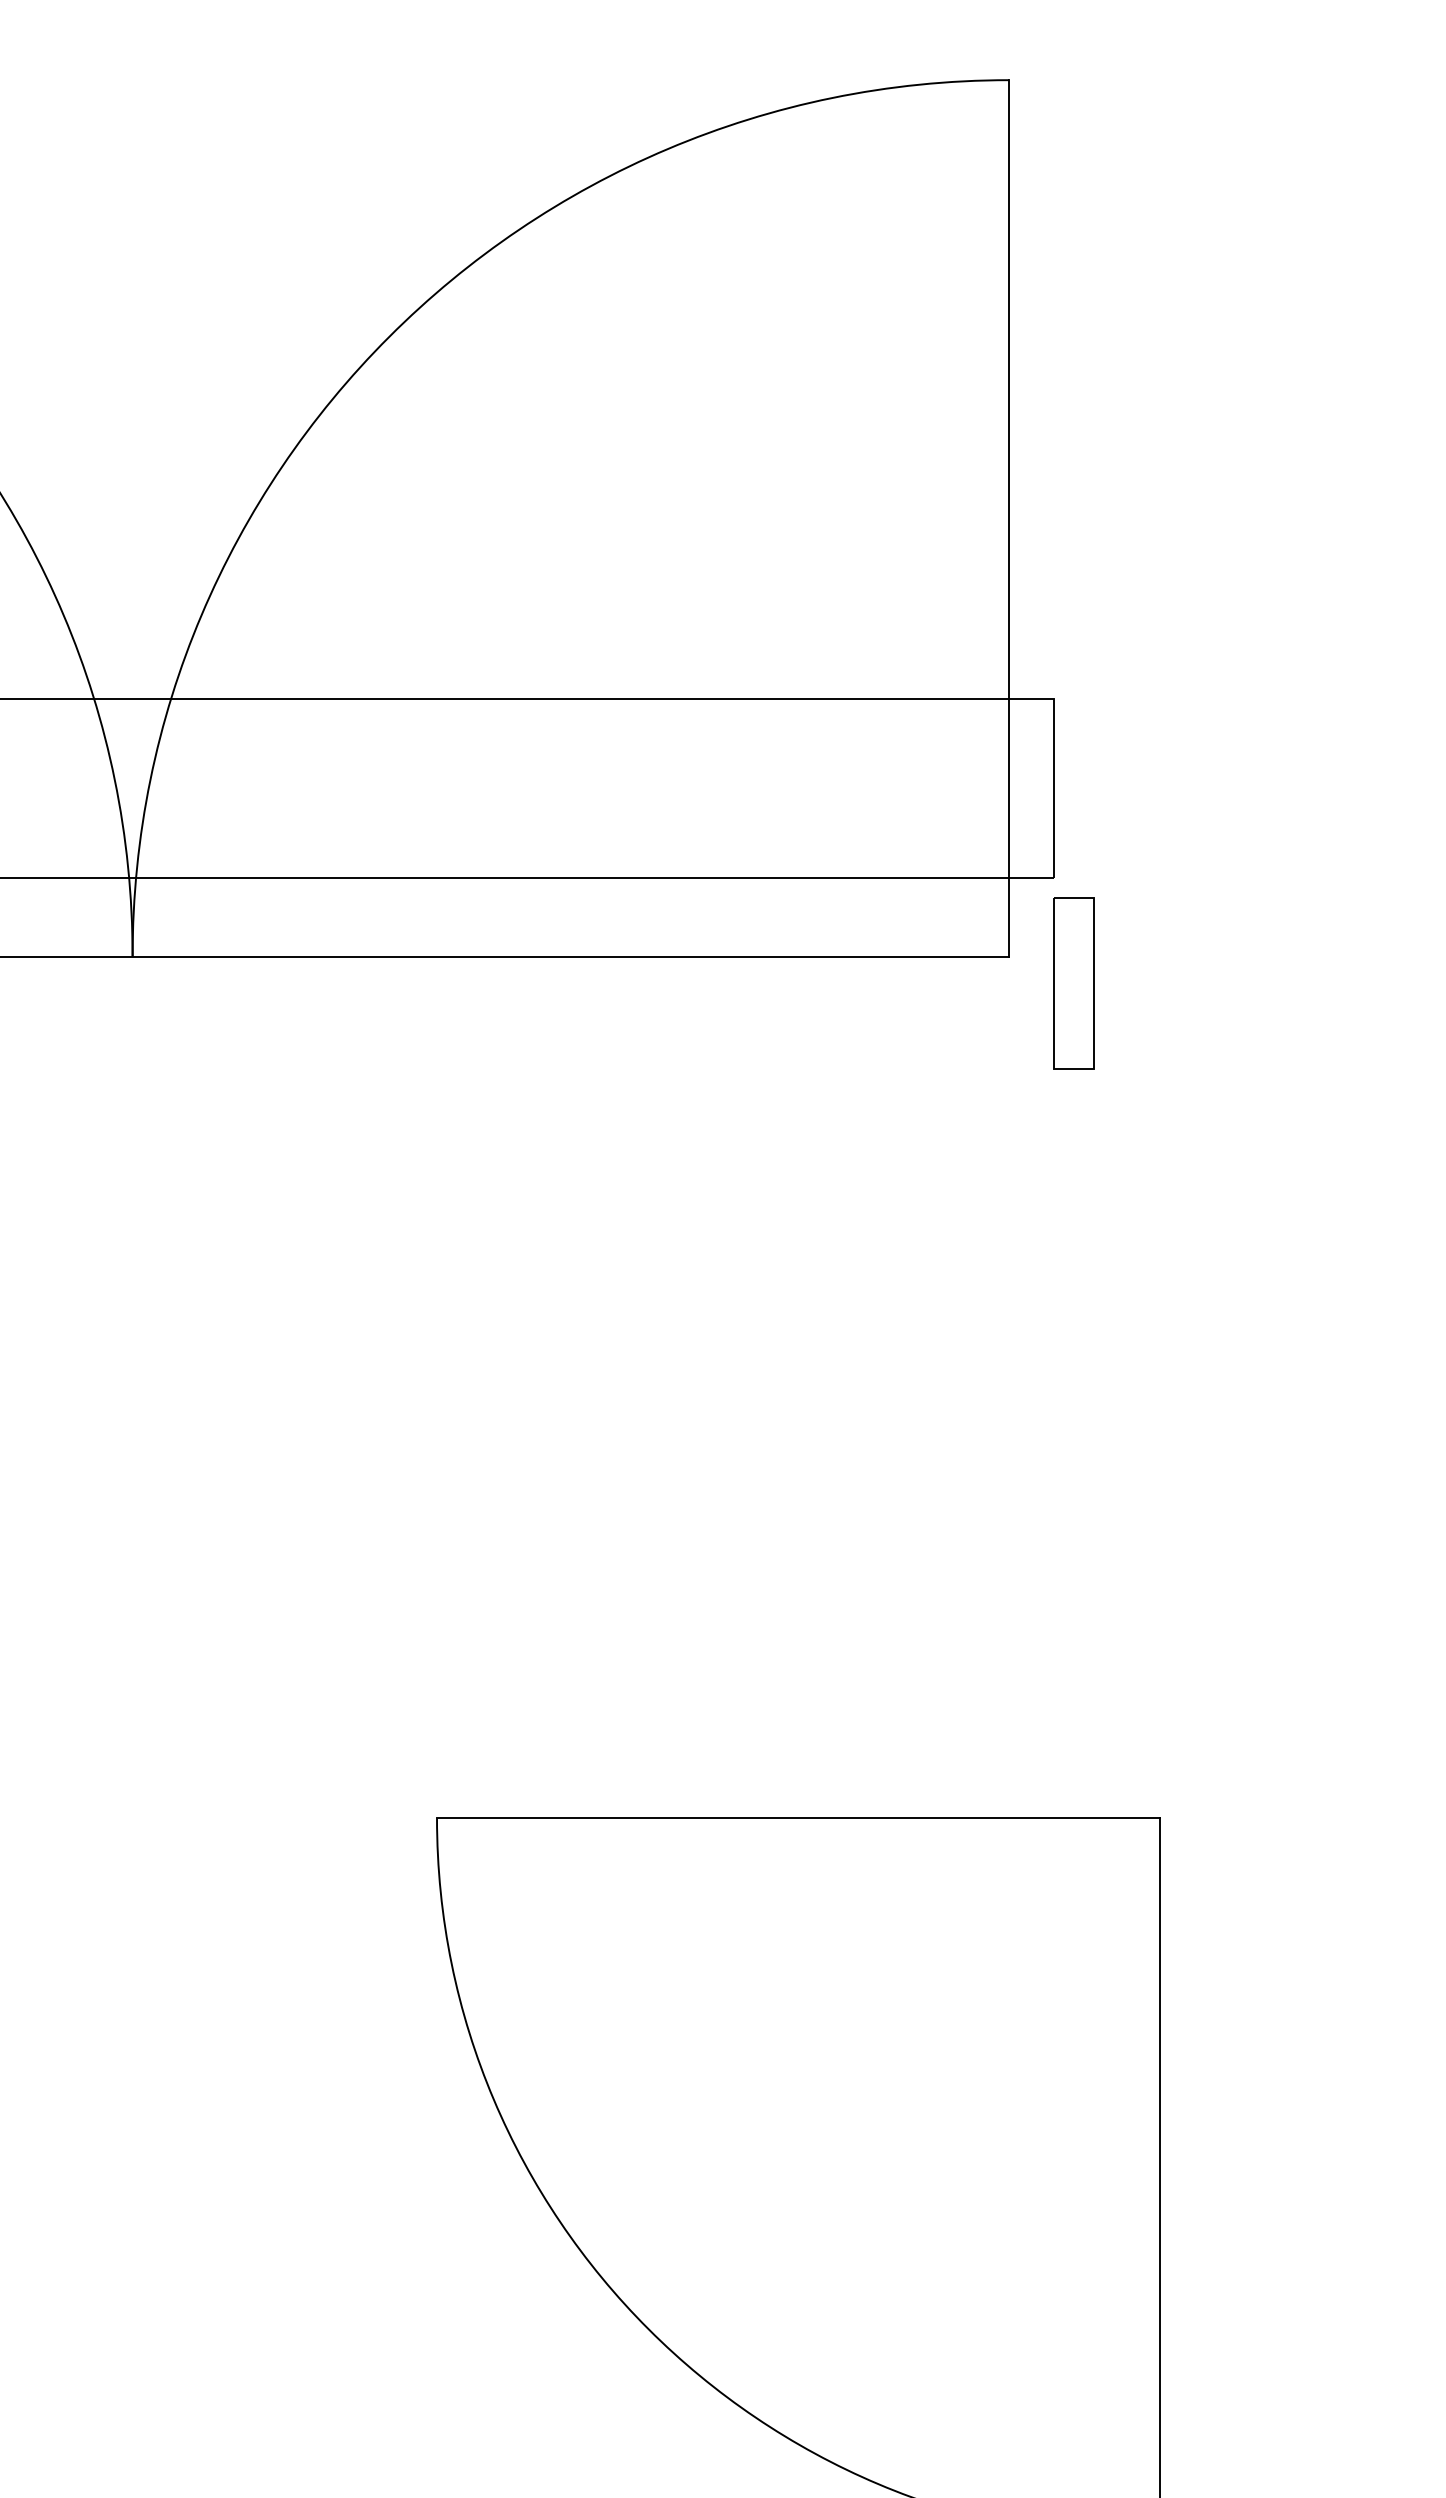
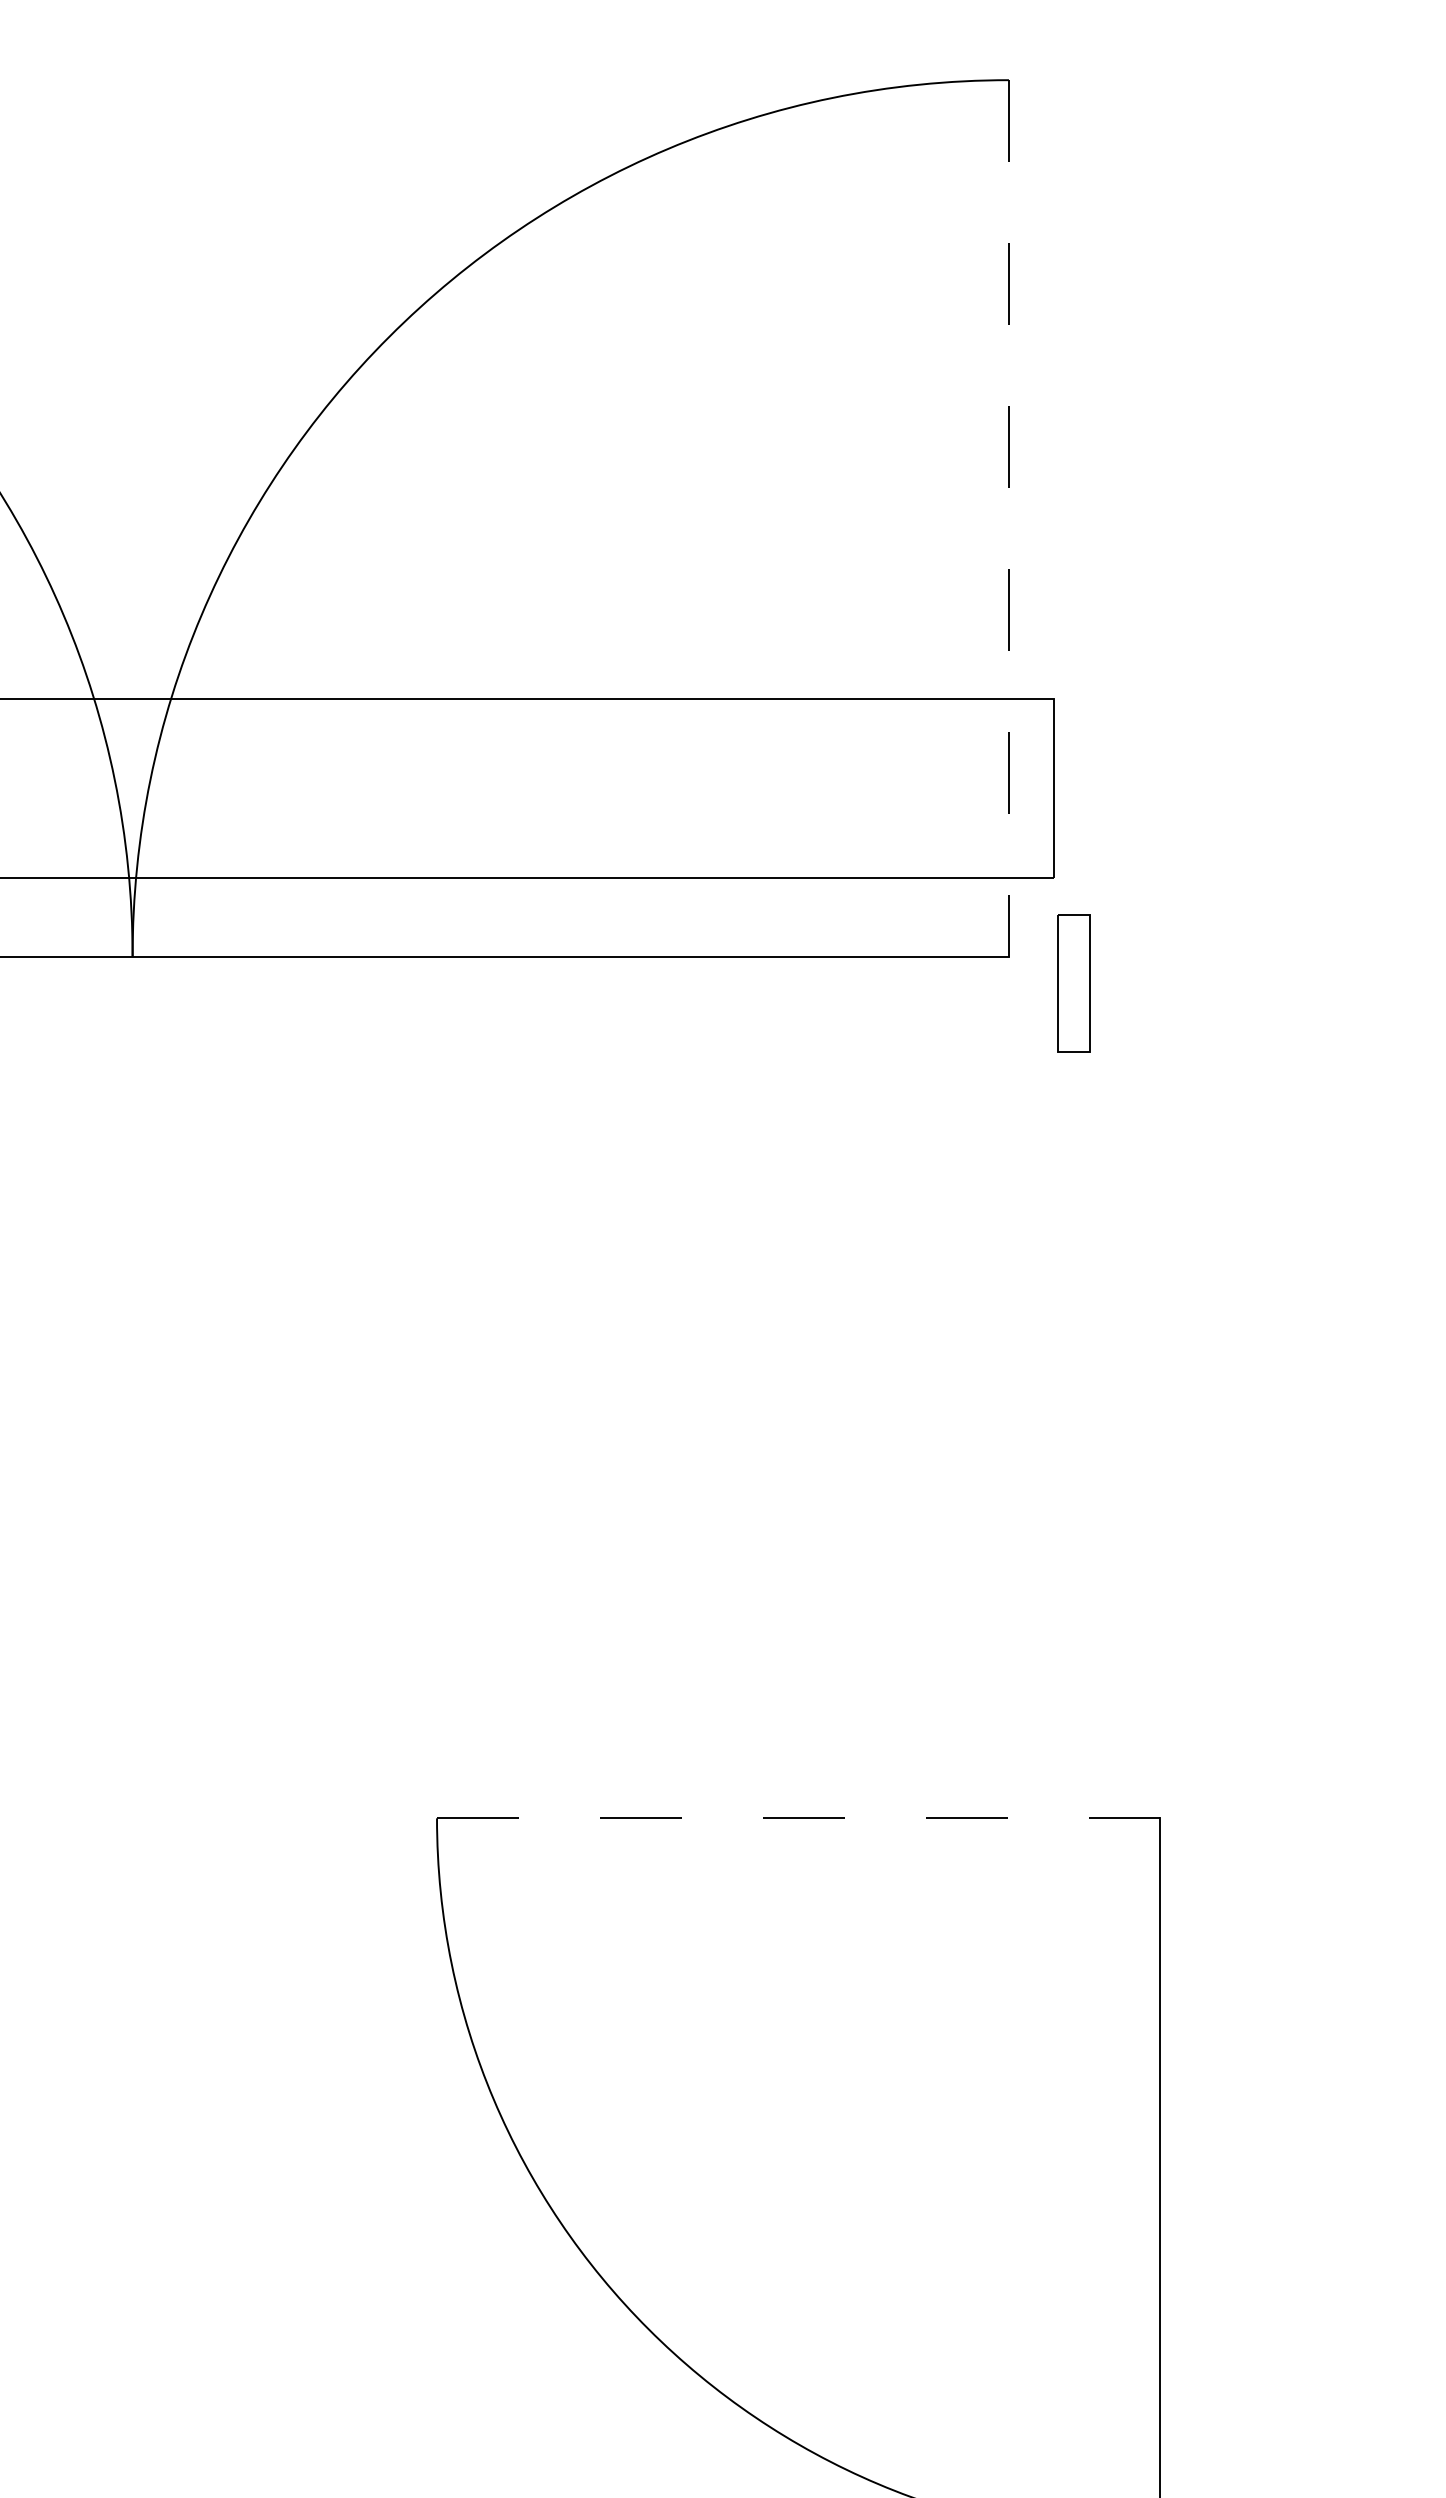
line: solid -> dashed (1008, 518)
part size: 42x173 px -> 34x139 px (1073, 983)
line: solid -> dashed (798, 1818)
